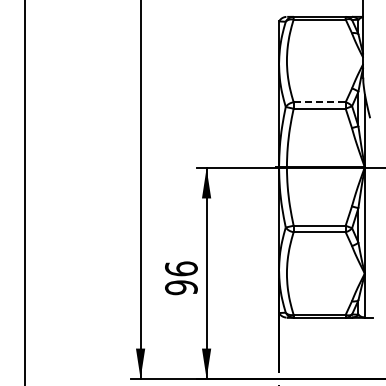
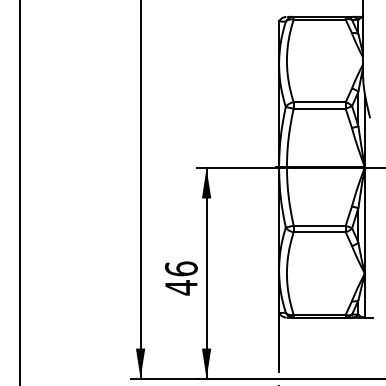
line: dashed -> solid (320, 102)
line position: (24, 192) -> (19, 192) (19, 192)
text: 96 -> 46 (181, 287)
